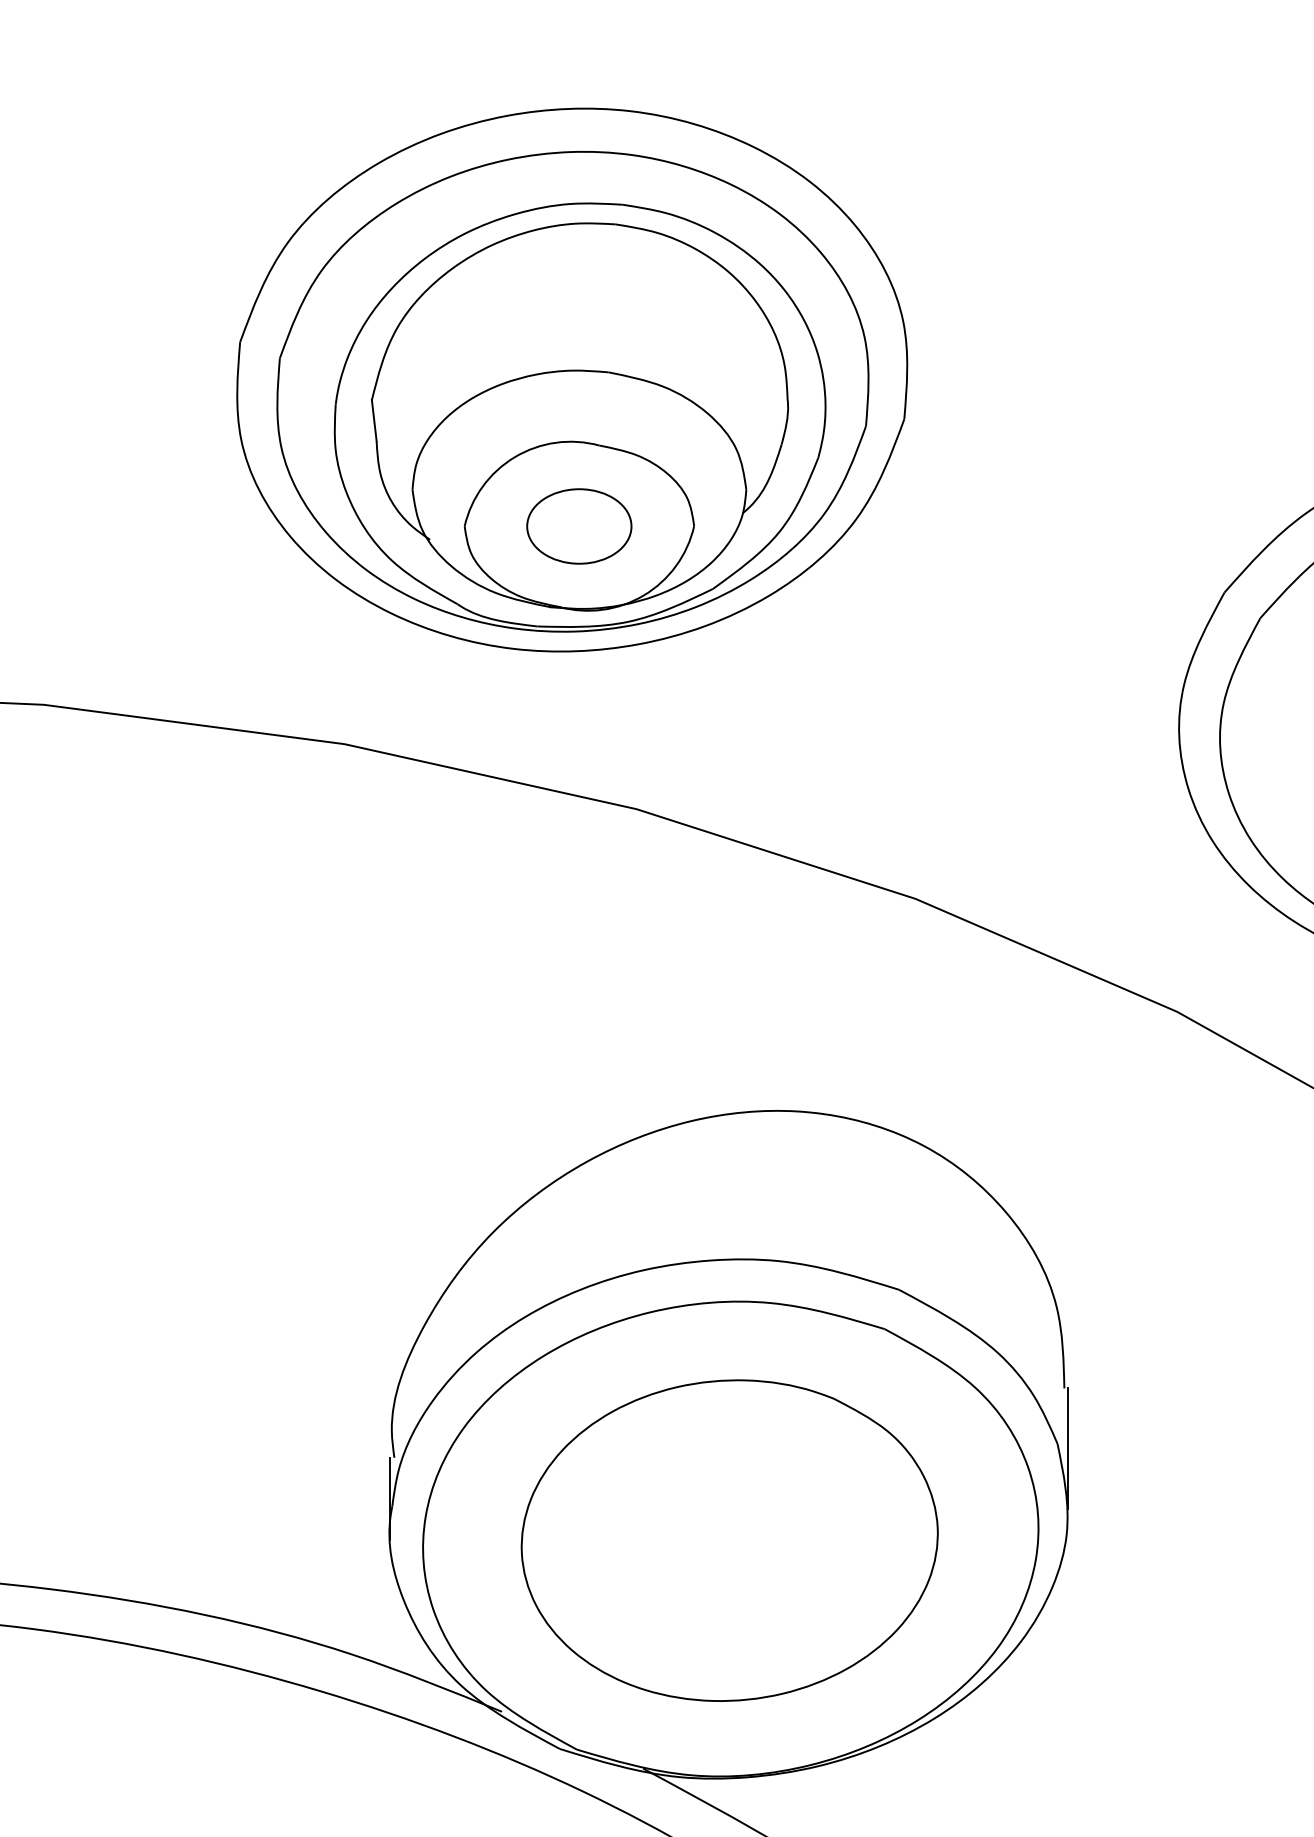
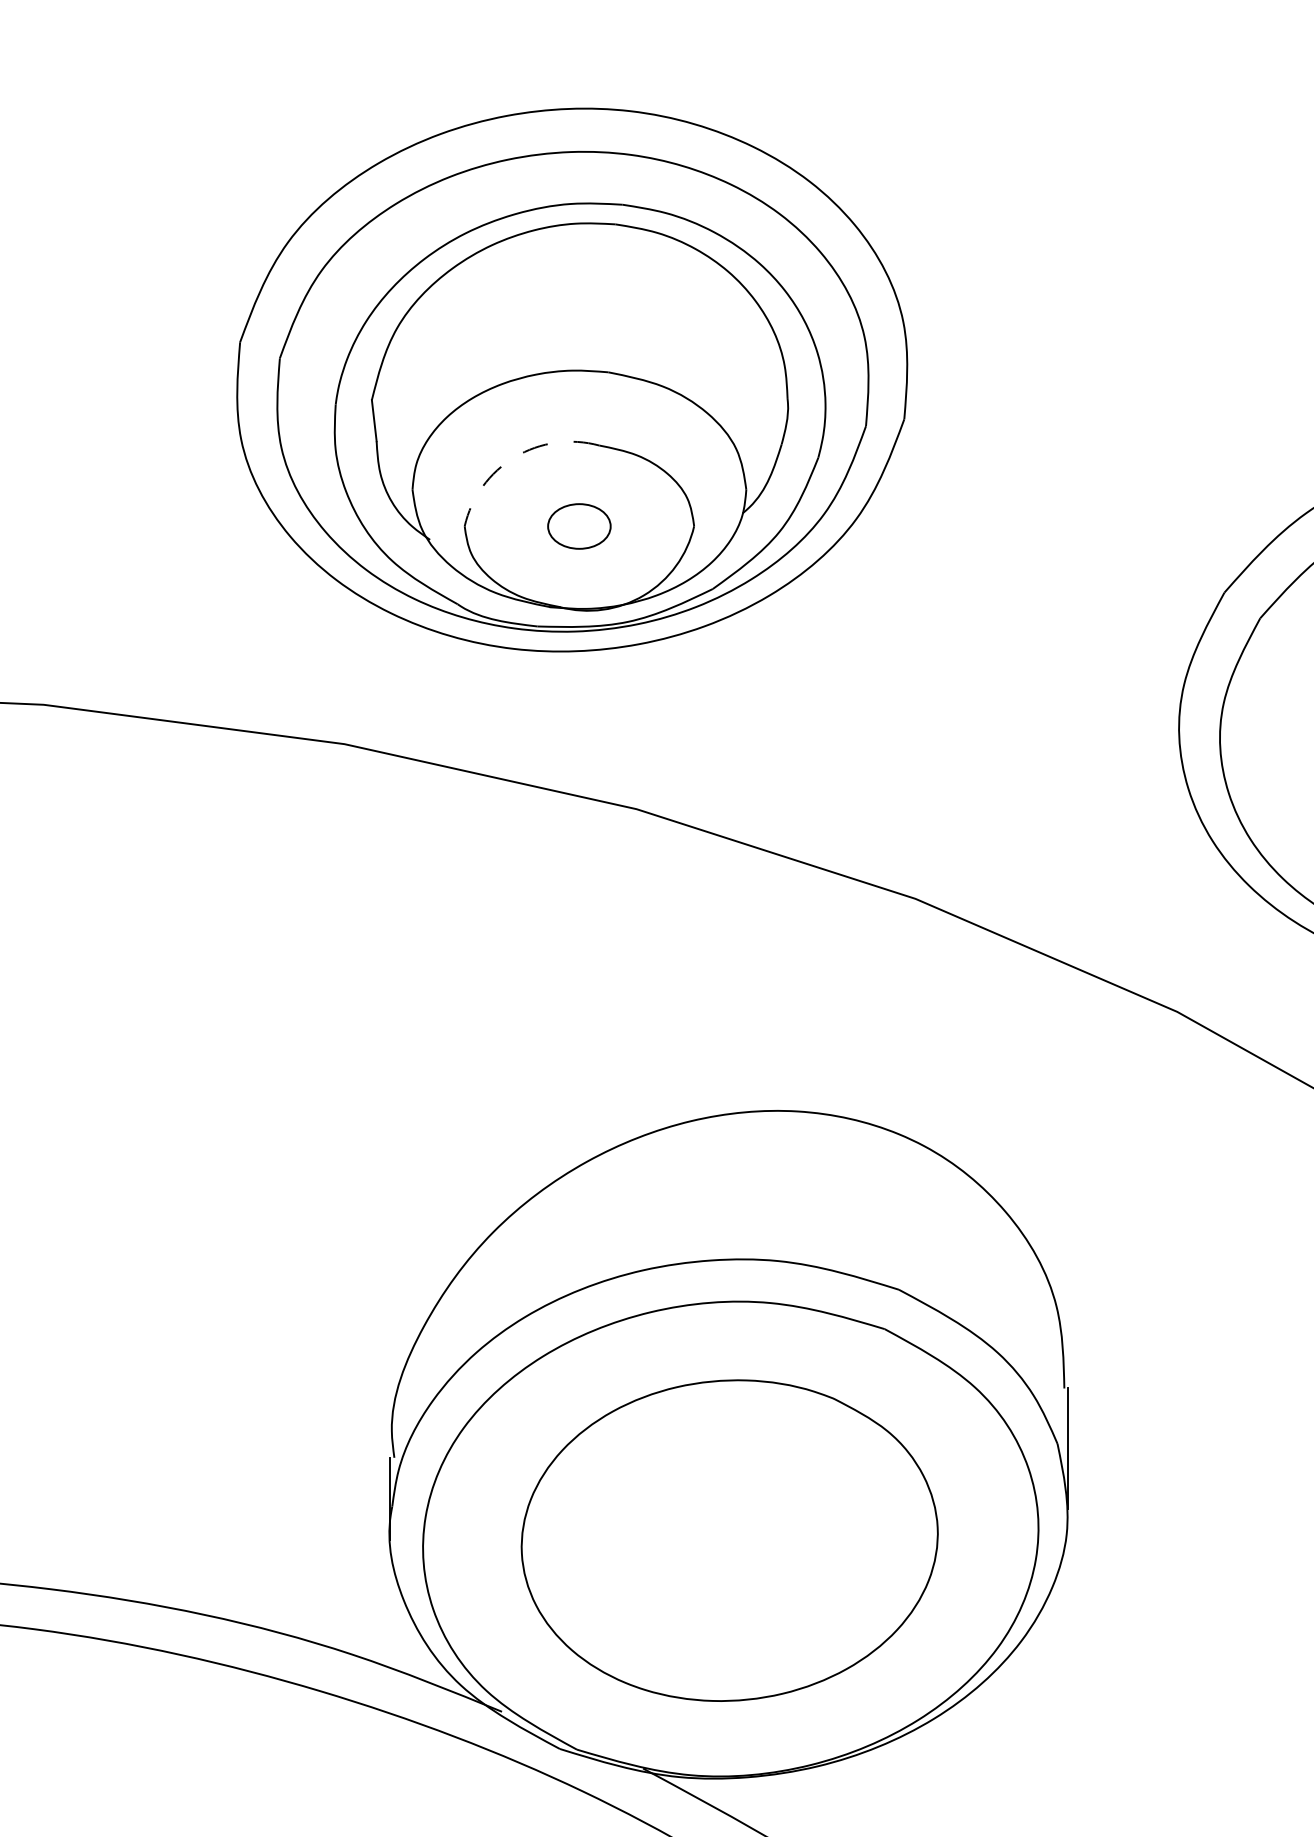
arc: solid -> dashed (514, 457)
part size: 107x77 px -> 65x47 px (579, 526)
